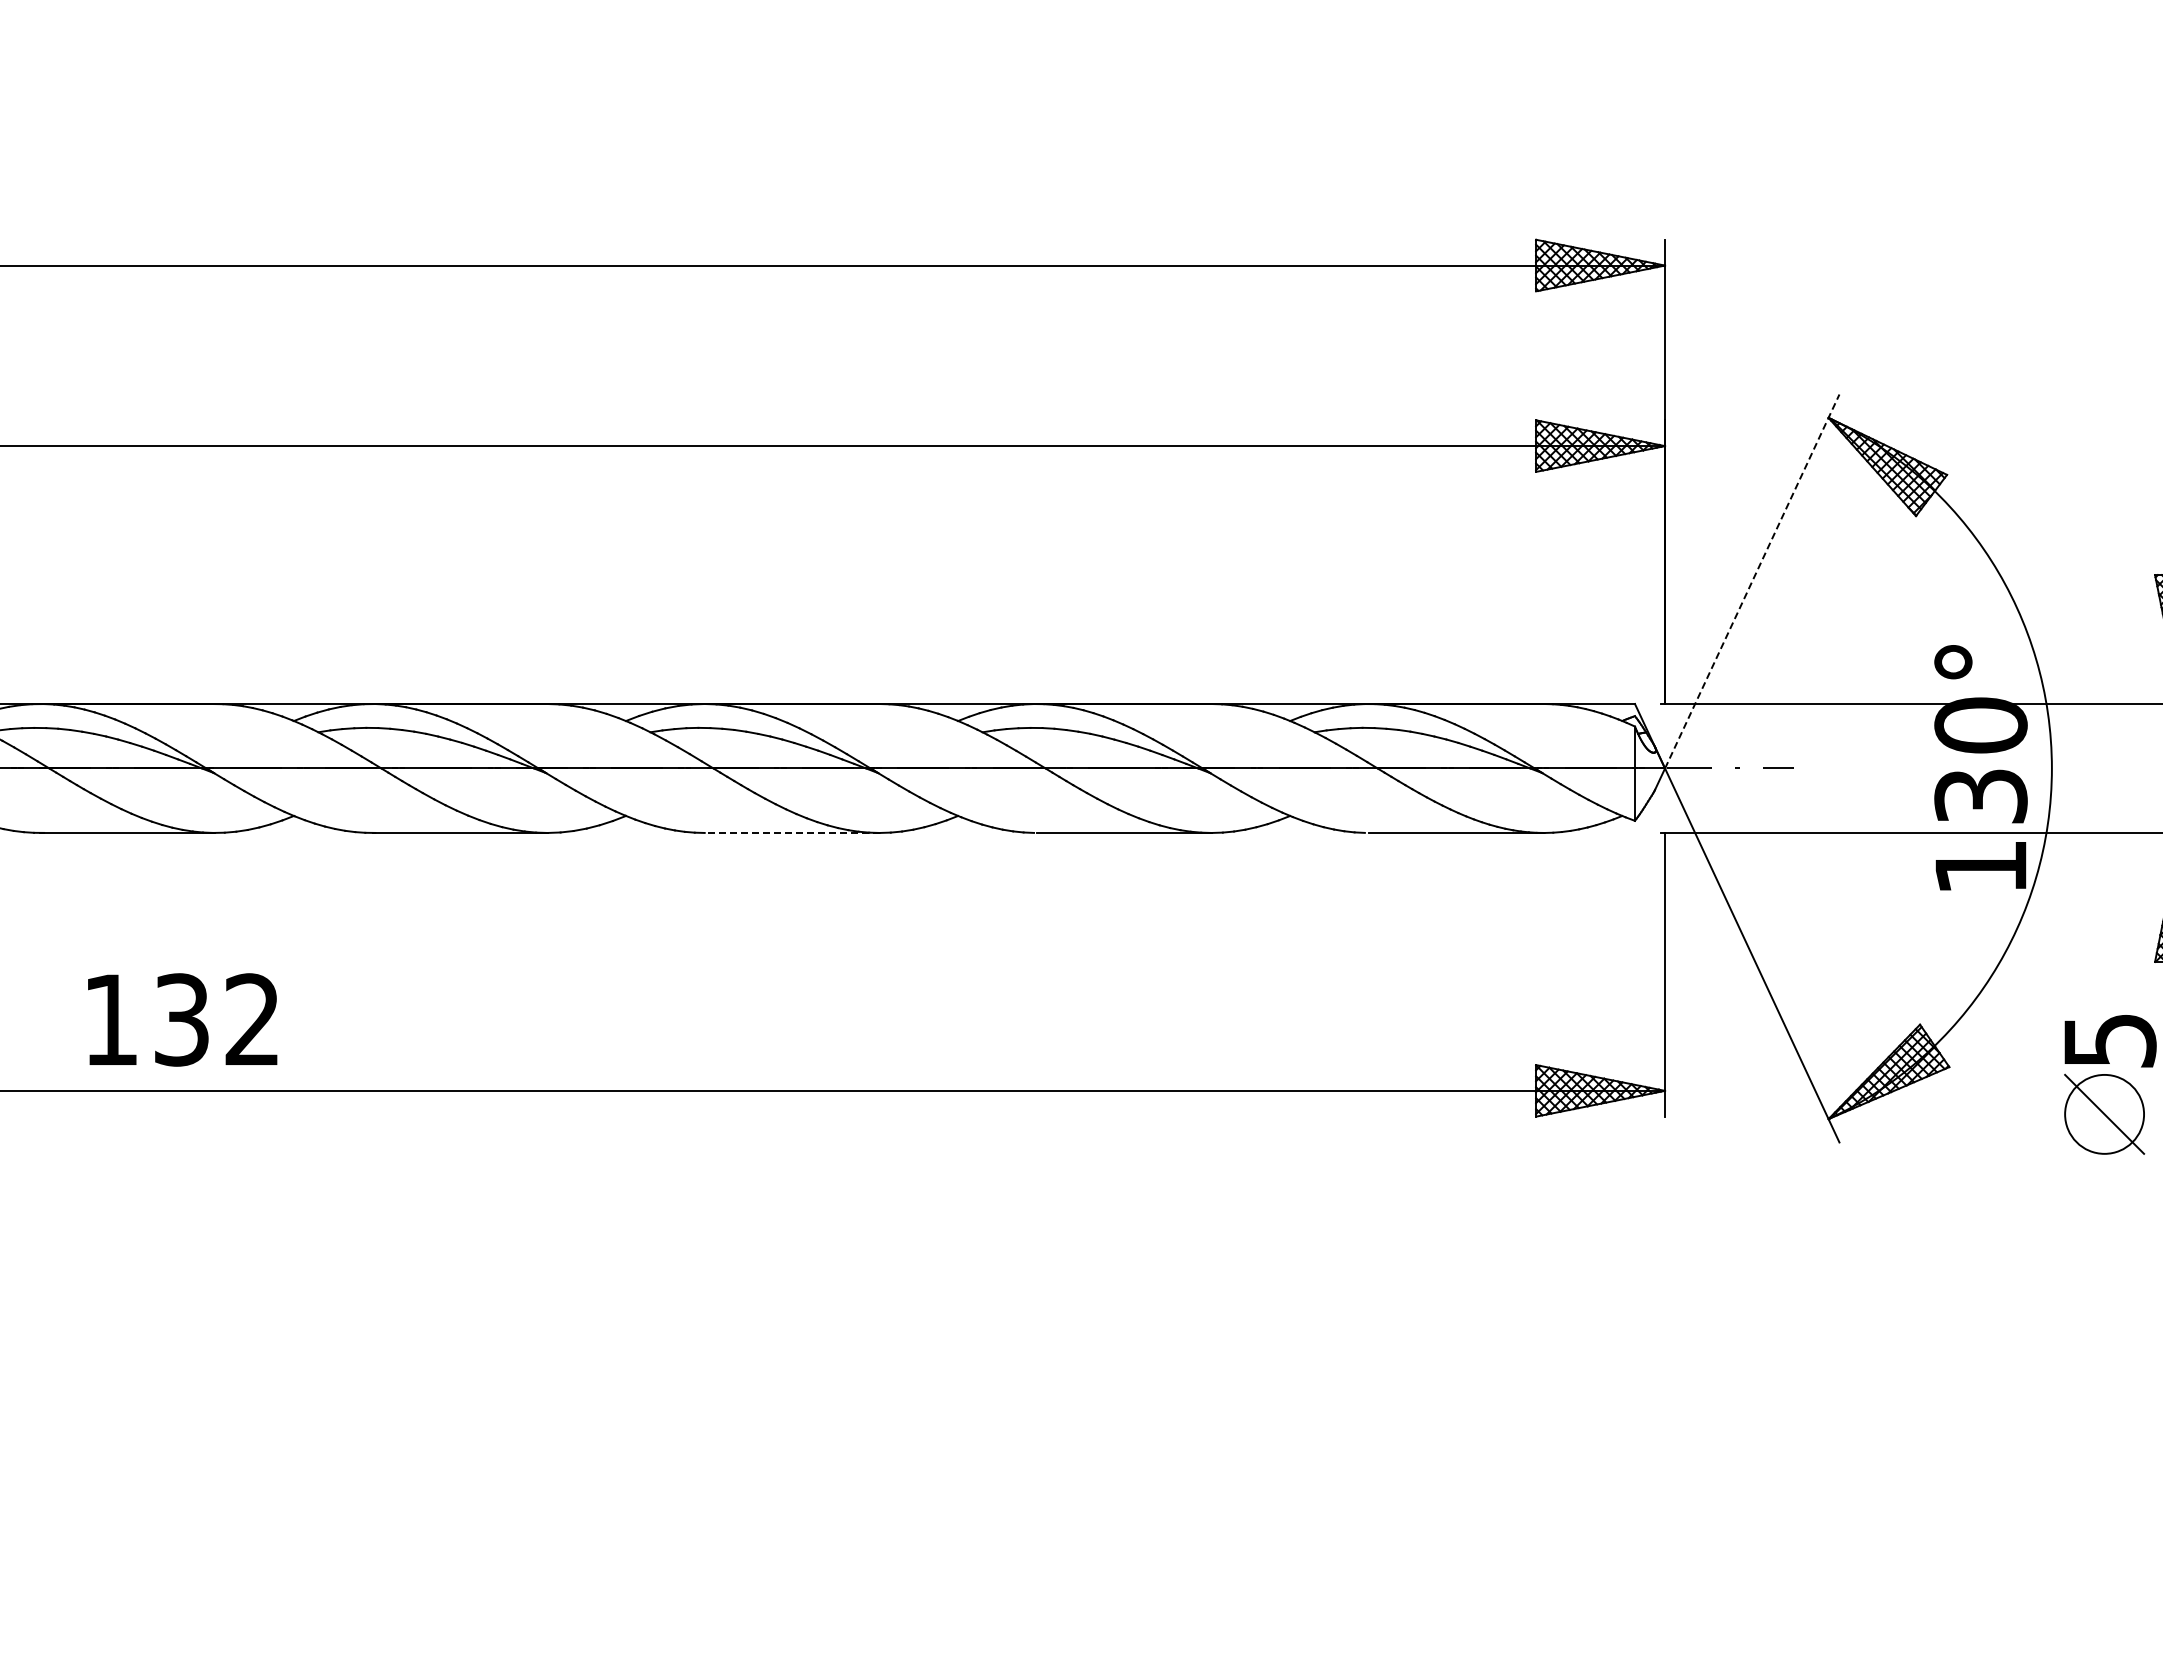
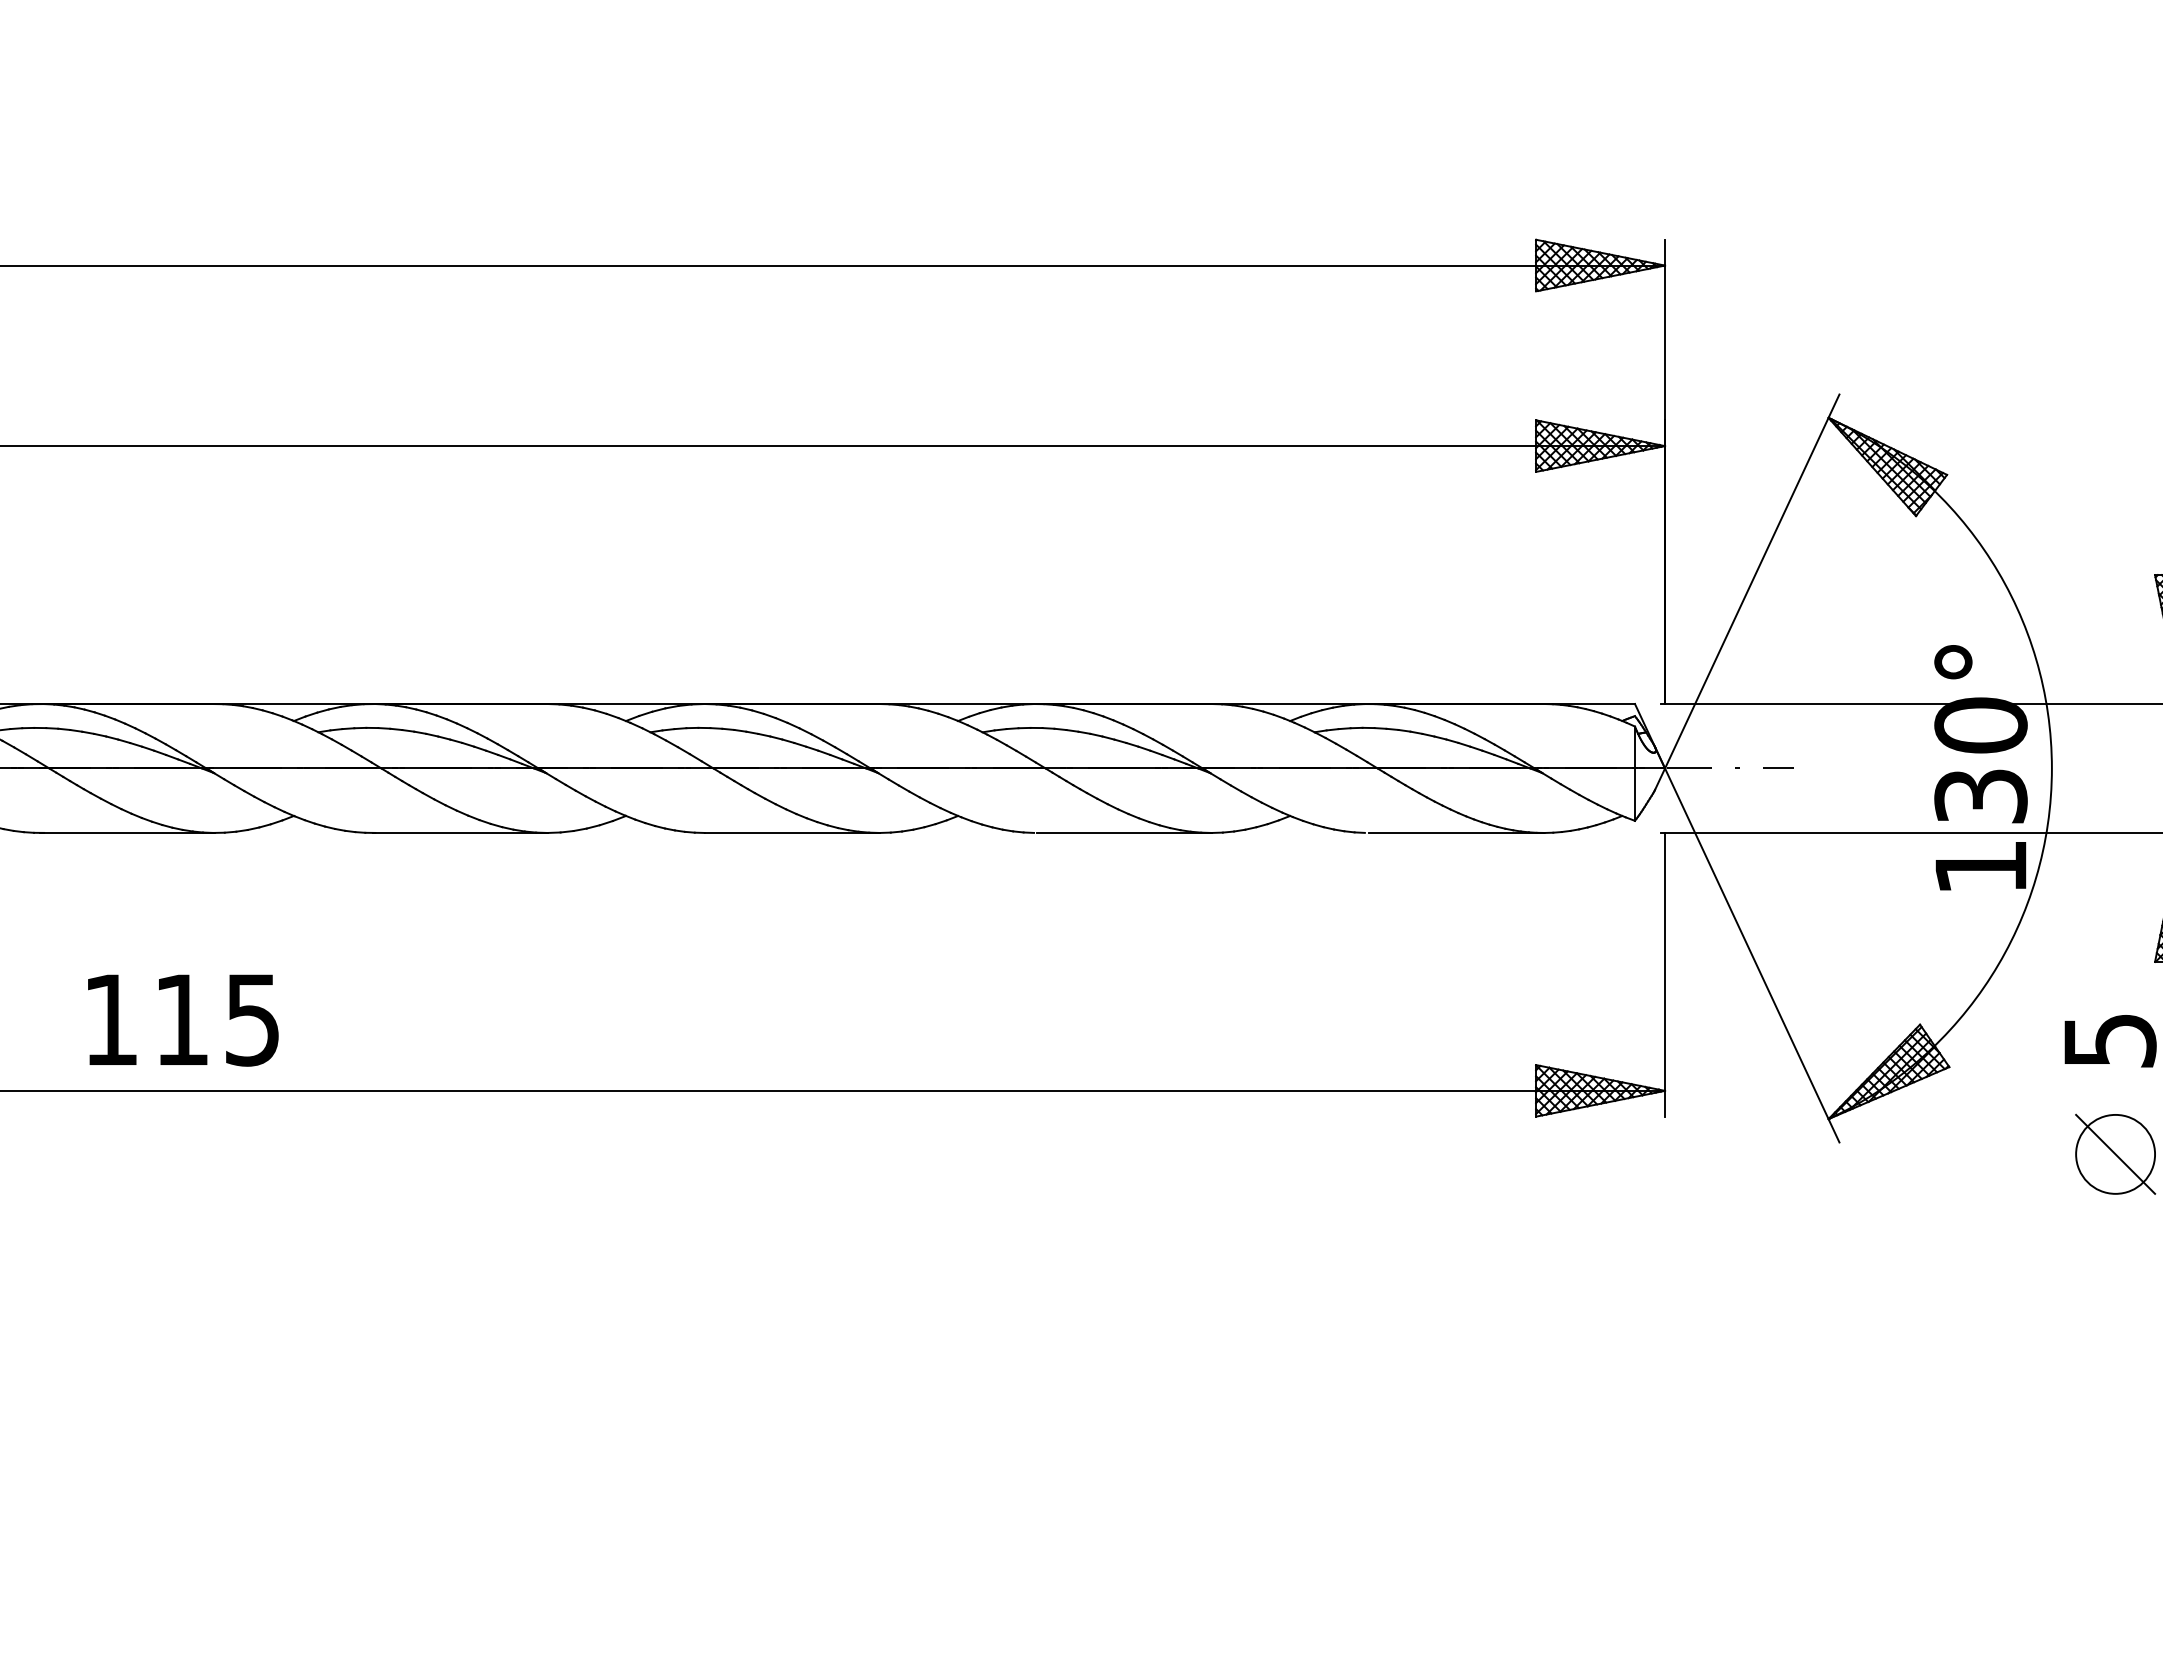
line: dashed -> solid (1752, 581)
line: dashed -> solid (792, 832)
text: 132 -> 115 (216, 1019)
part position: (2104, 1113) -> (2115, 1153) (2115, 1153)
